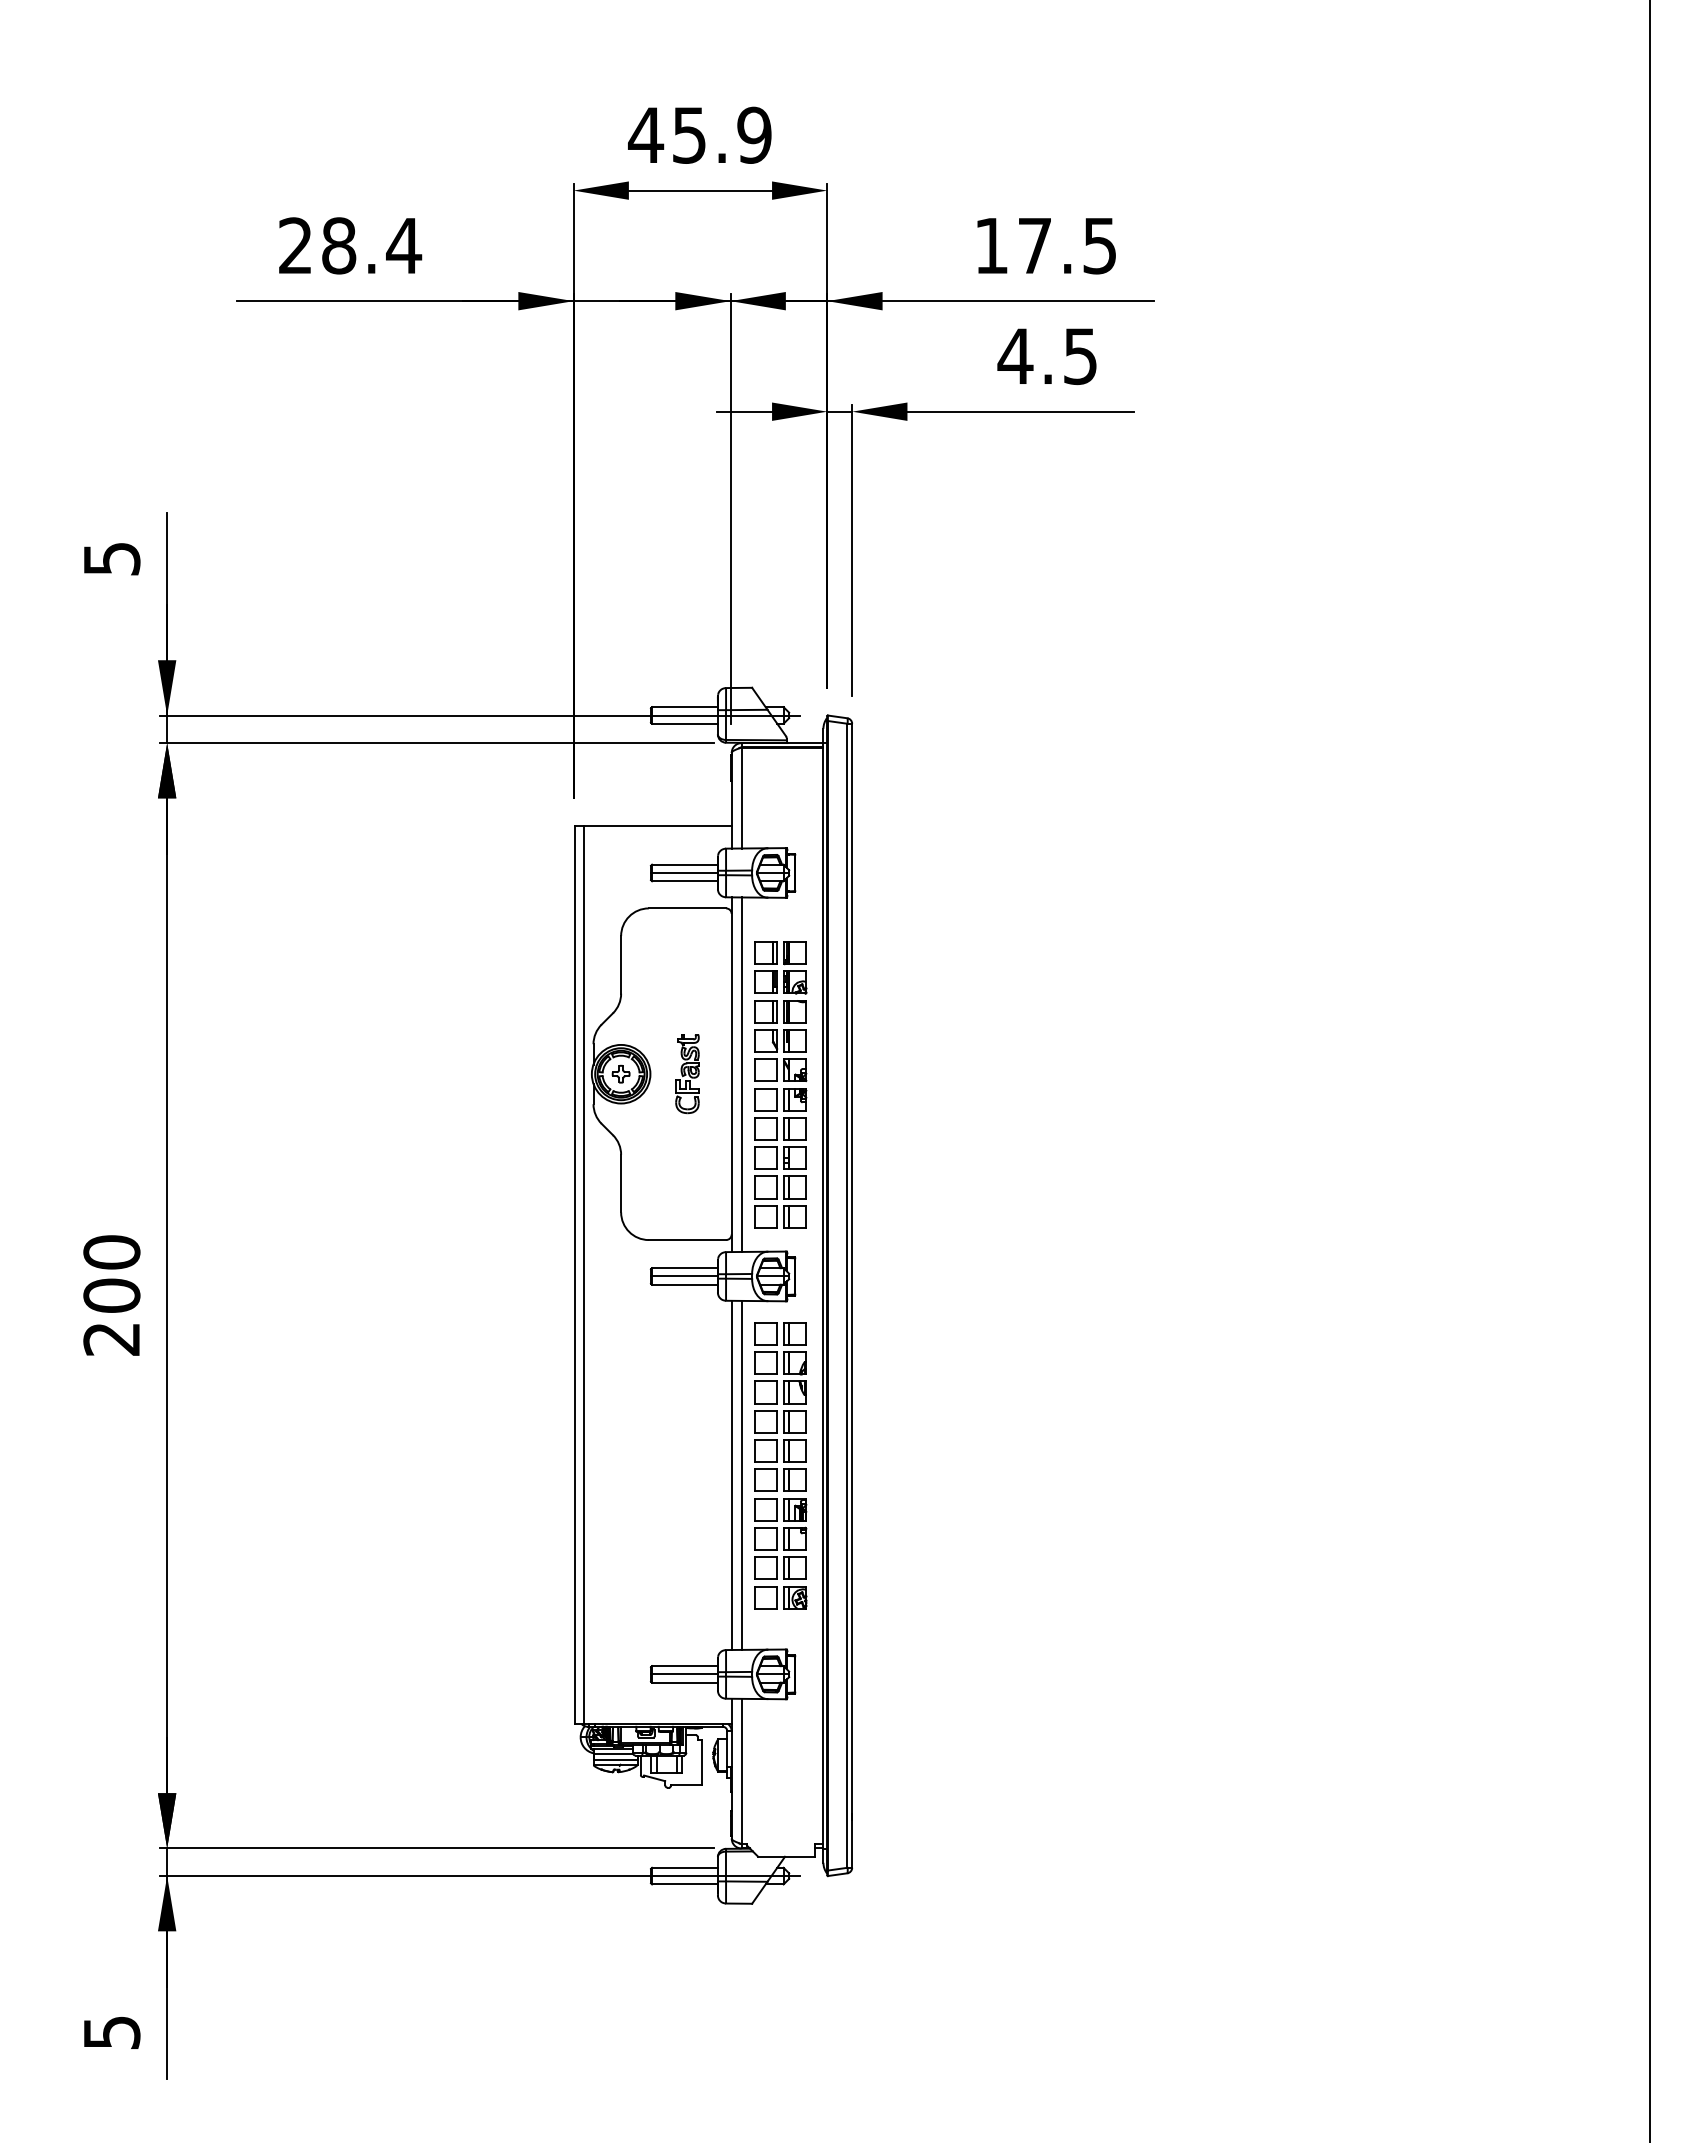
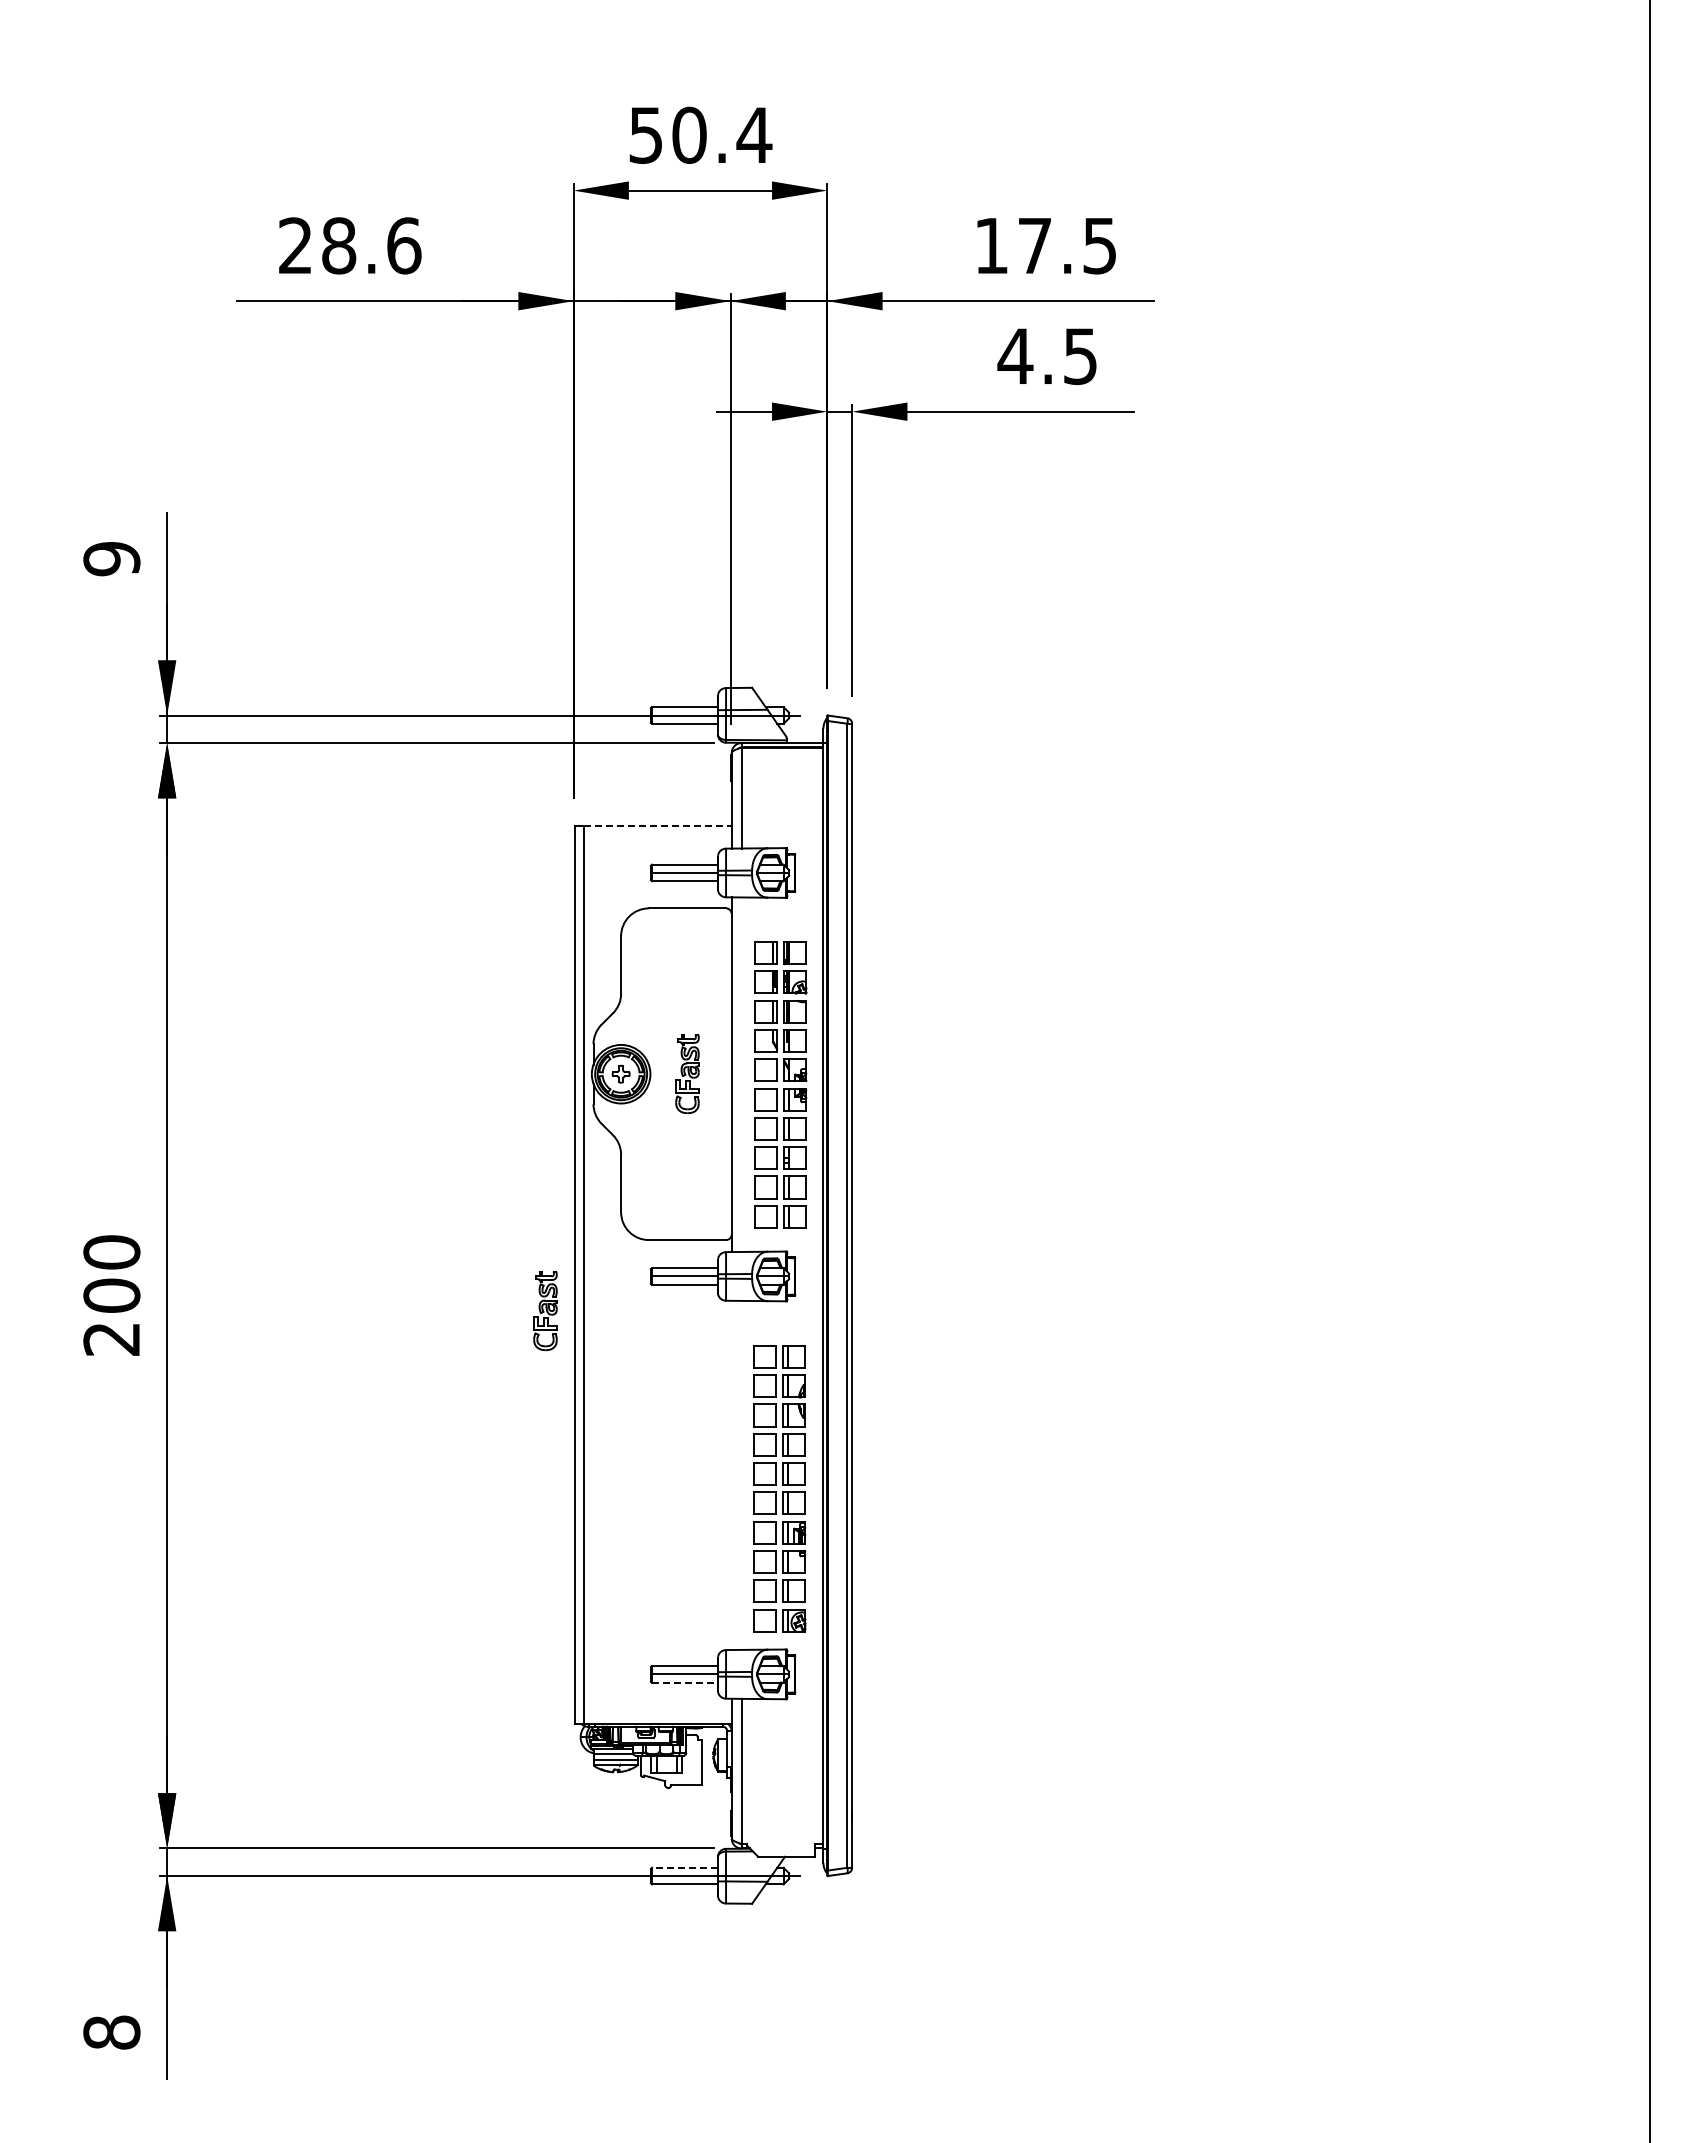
text: 45.9 -> 50.4 (700, 134)
text: 28.4 -> 28.6 (404, 245)
text: 5 -> 9 (111, 559)
line: solid -> dashed (658, 825)
line: present -> none (741, 1074)
part: none -> present (545, 1311)
part position: (780, 1465) -> (779, 1488) (779, 1488)
line: present -> none (741, 1474)
line: present -> none (731, 1475)
line: solid -> dashed (684, 1682)
line: solid -> dashed (684, 1867)
text: 5 -> 8 (111, 2032)
